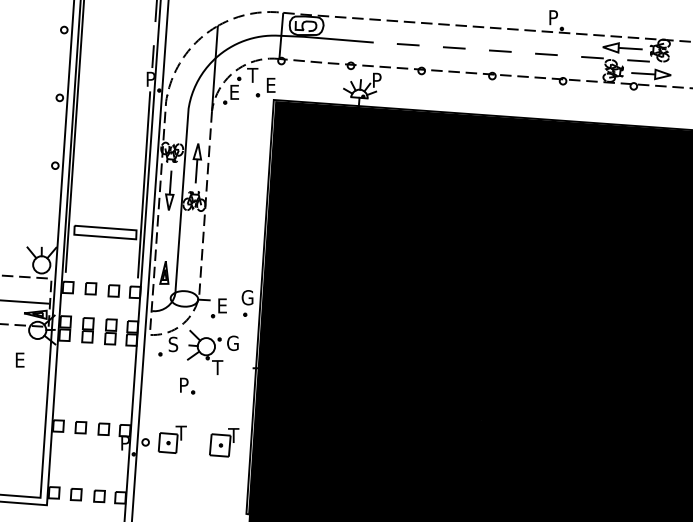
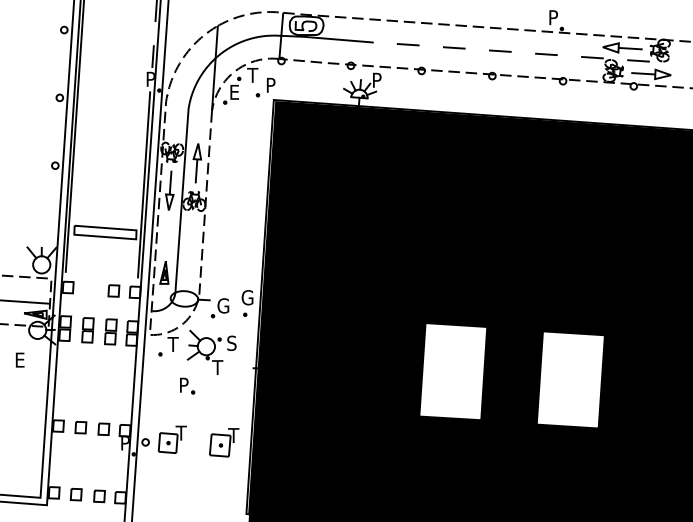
text: E -> P (271, 84)
part: present -> none (90, 288)
text: E -> G (223, 305)
text: G -> S (232, 342)
text: S -> T (172, 344)
fill: present -> none (453, 371)
fill: present -> none (570, 379)
